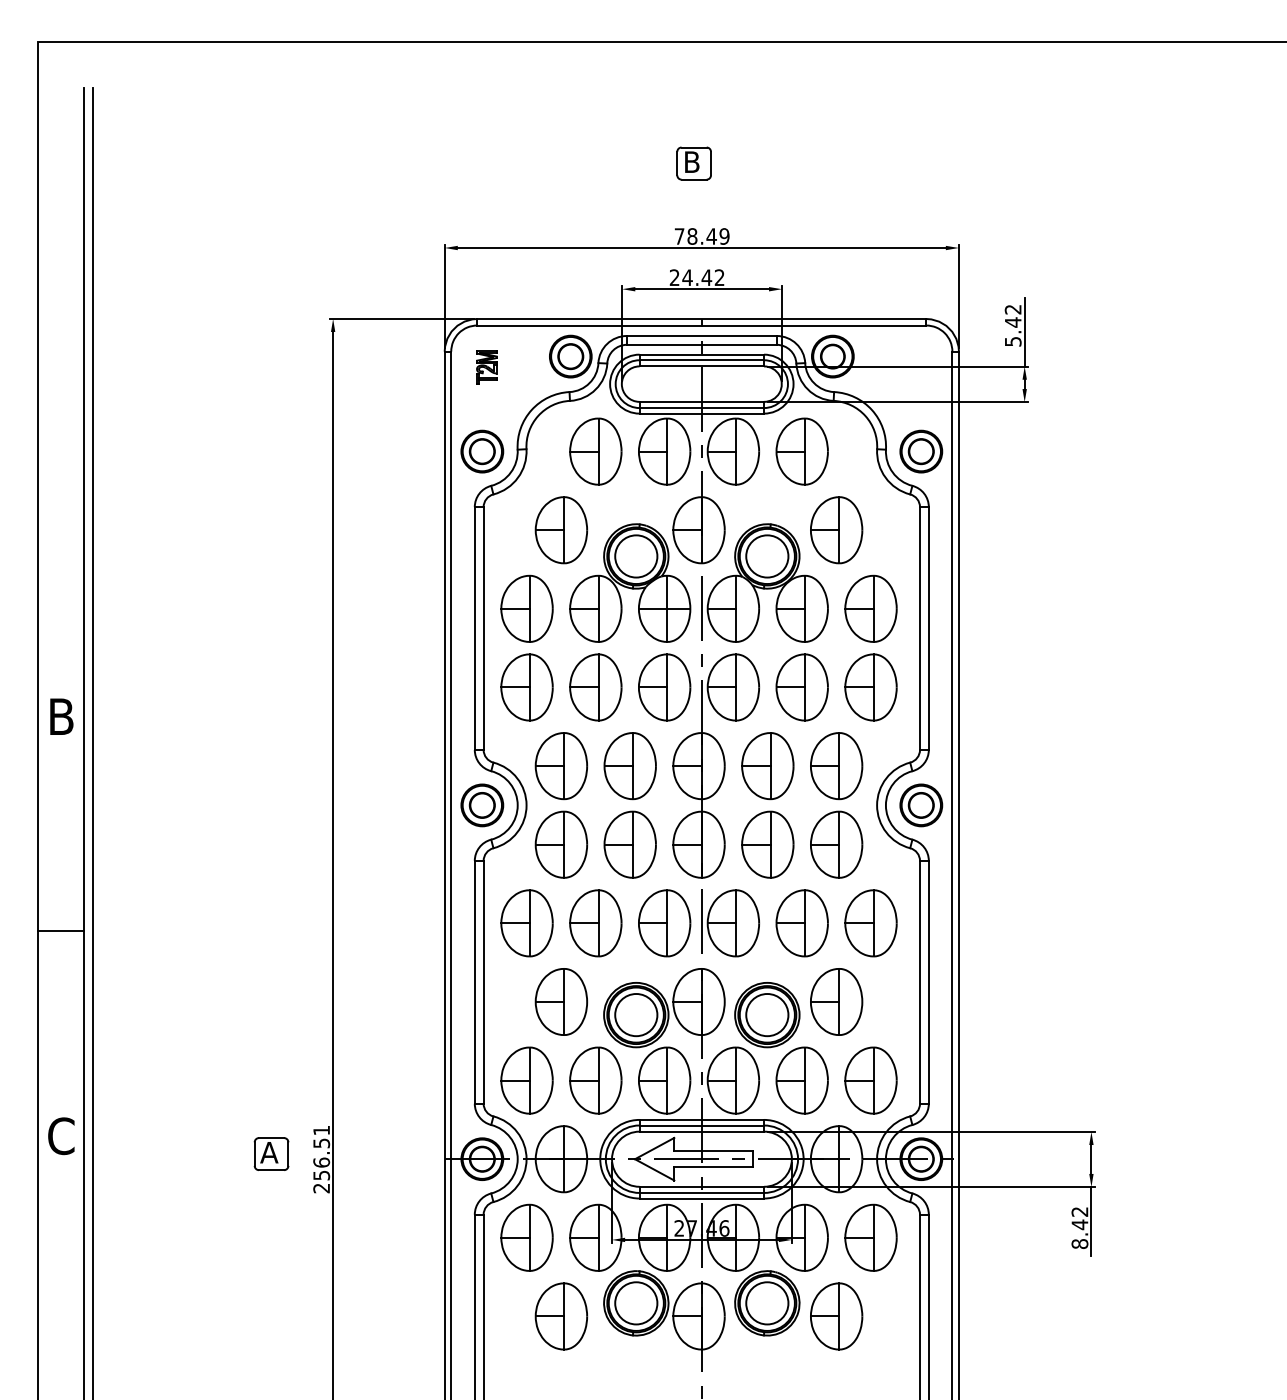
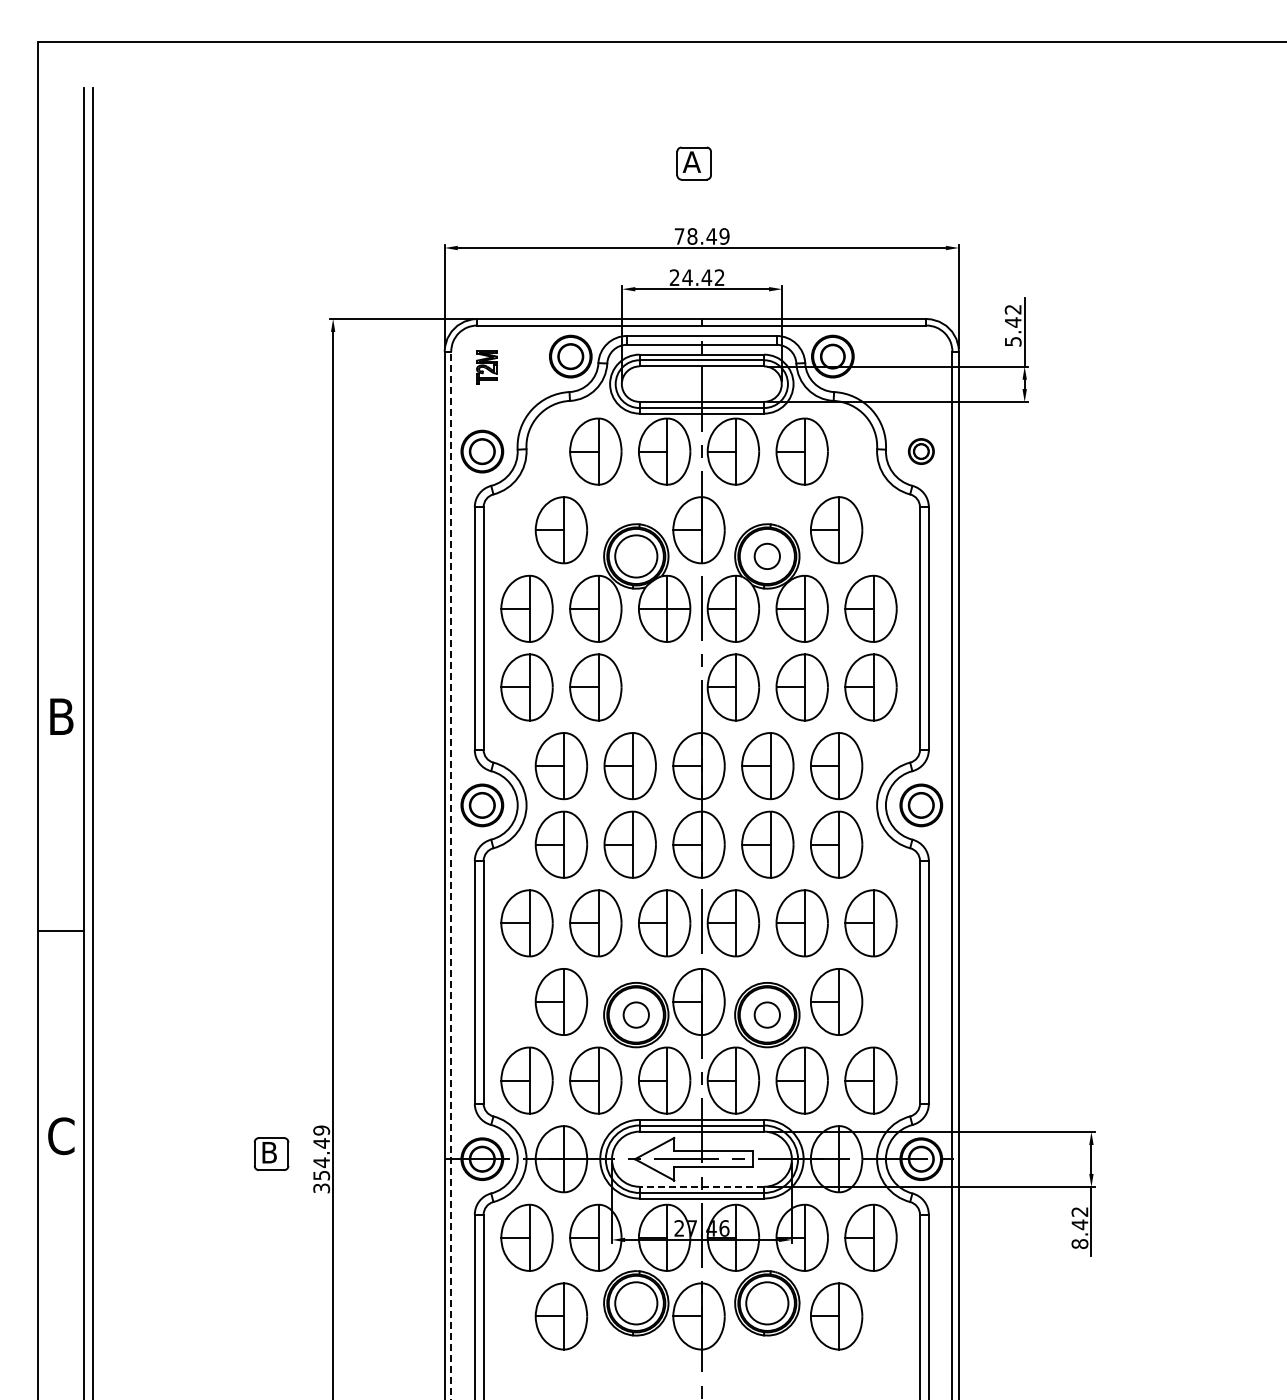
text: B -> A (691, 161)
part size: 45x45 px -> 27x27 px (921, 451)
circle diameter: 42 px -> 25 px (767, 556)
part: present -> none (664, 687)
line: solid -> dashed (451, 875)
circle diameter: 42 px -> 25 px (635, 1014)
circle diameter: 42 px -> 25 px (767, 1014)
text: A -> B (269, 1152)
text: 256.51 -> 354.49 (321, 1159)
line: solid -> dashed (701, 1186)
